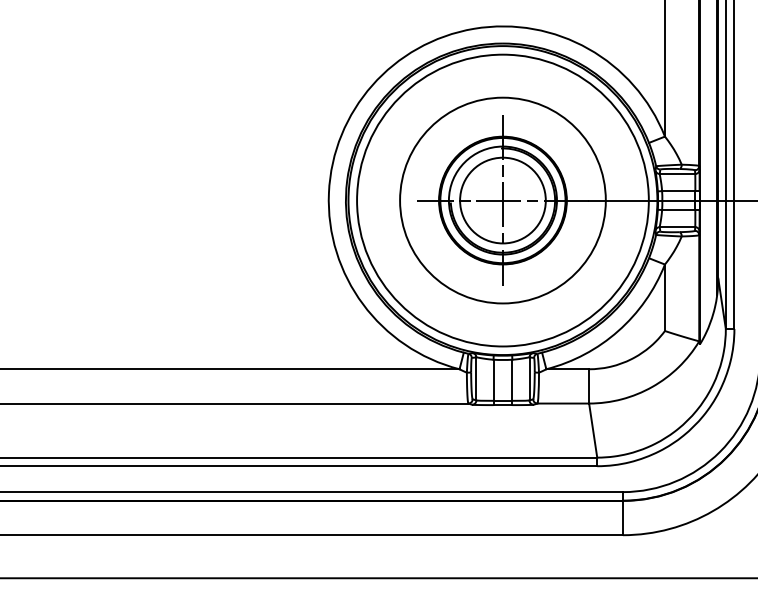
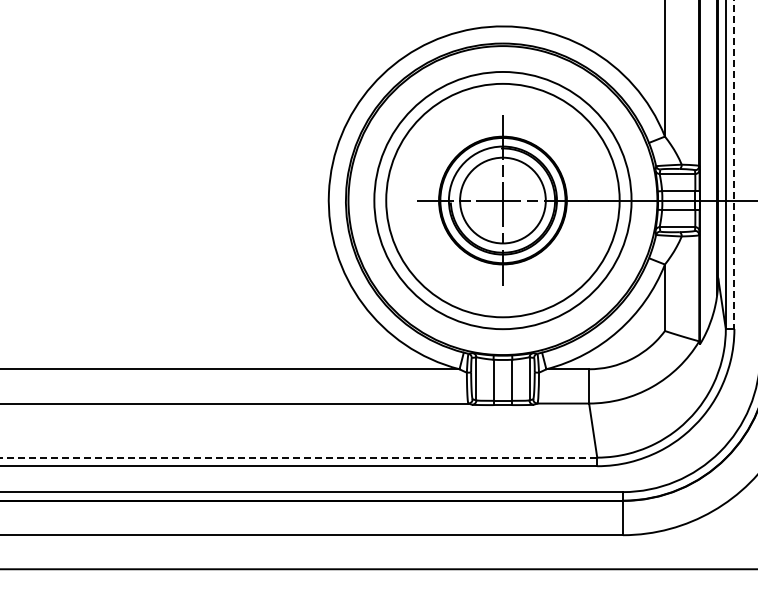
line: solid -> dashed (734, 164)
circle diameter: 206 px -> 257 px (502, 200)
circle diameter: 292 px -> 233 px (502, 200)
line: solid -> dashed (298, 457)
line position: (378, 578) -> (378, 569) (378, 569)
